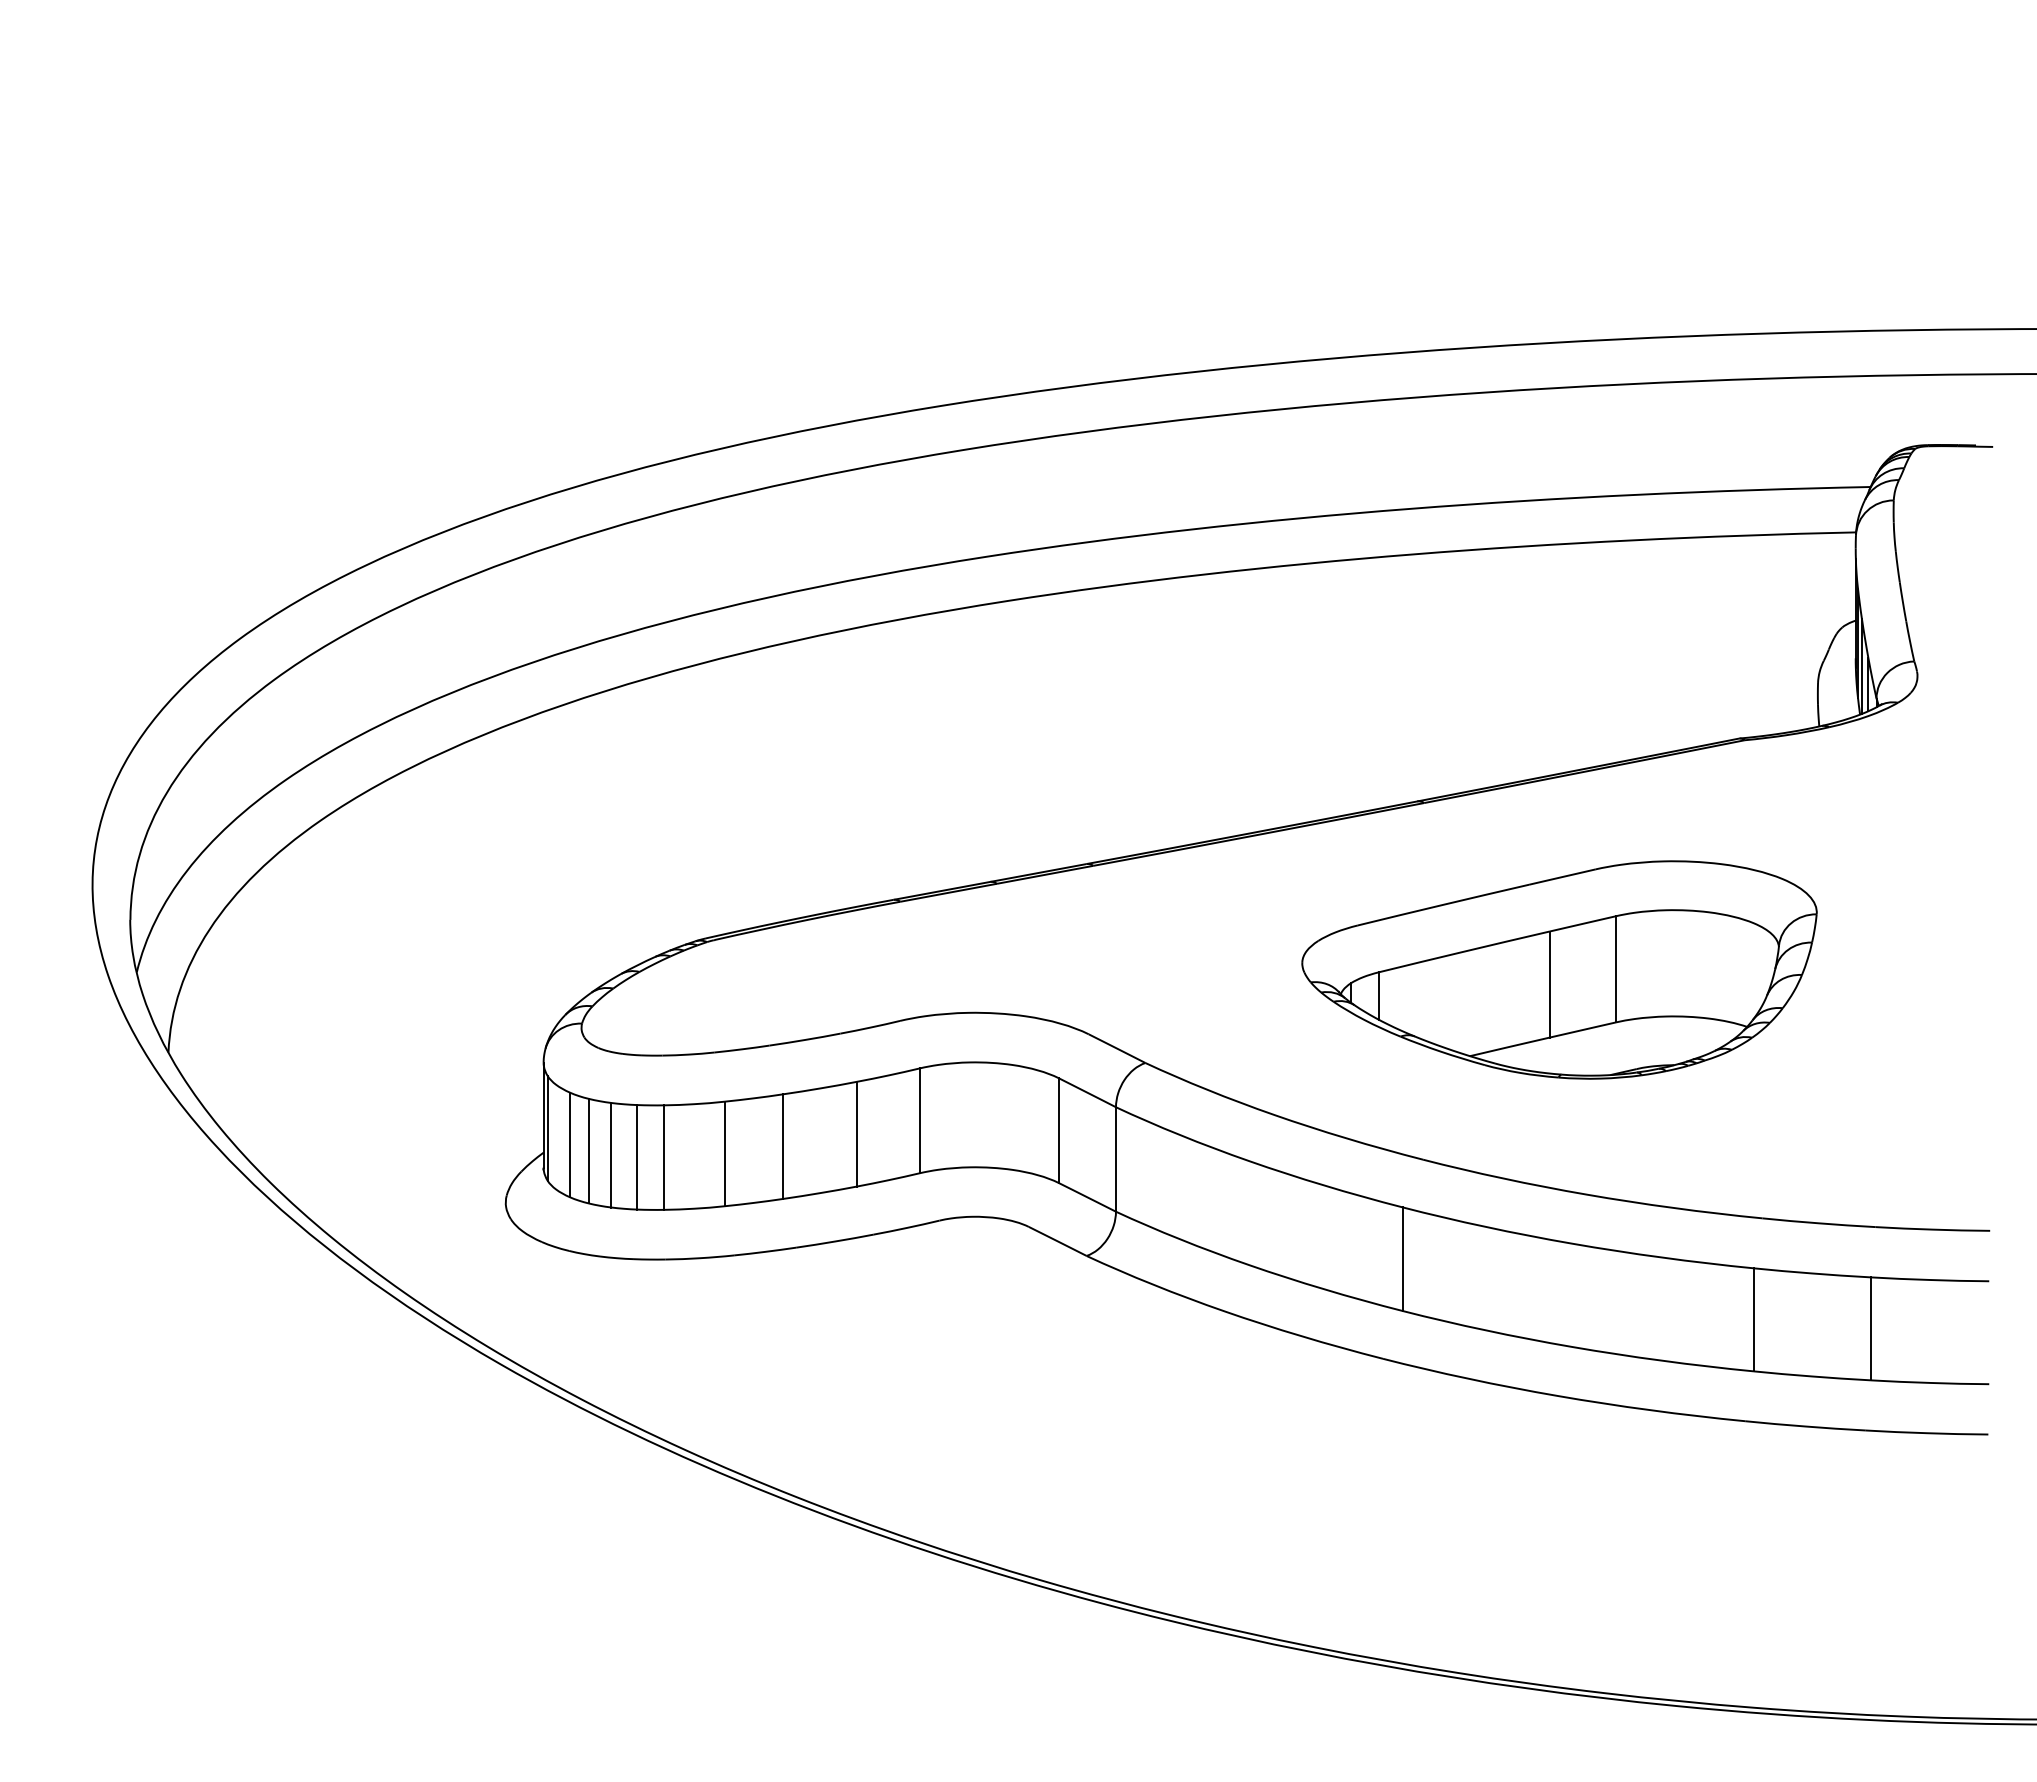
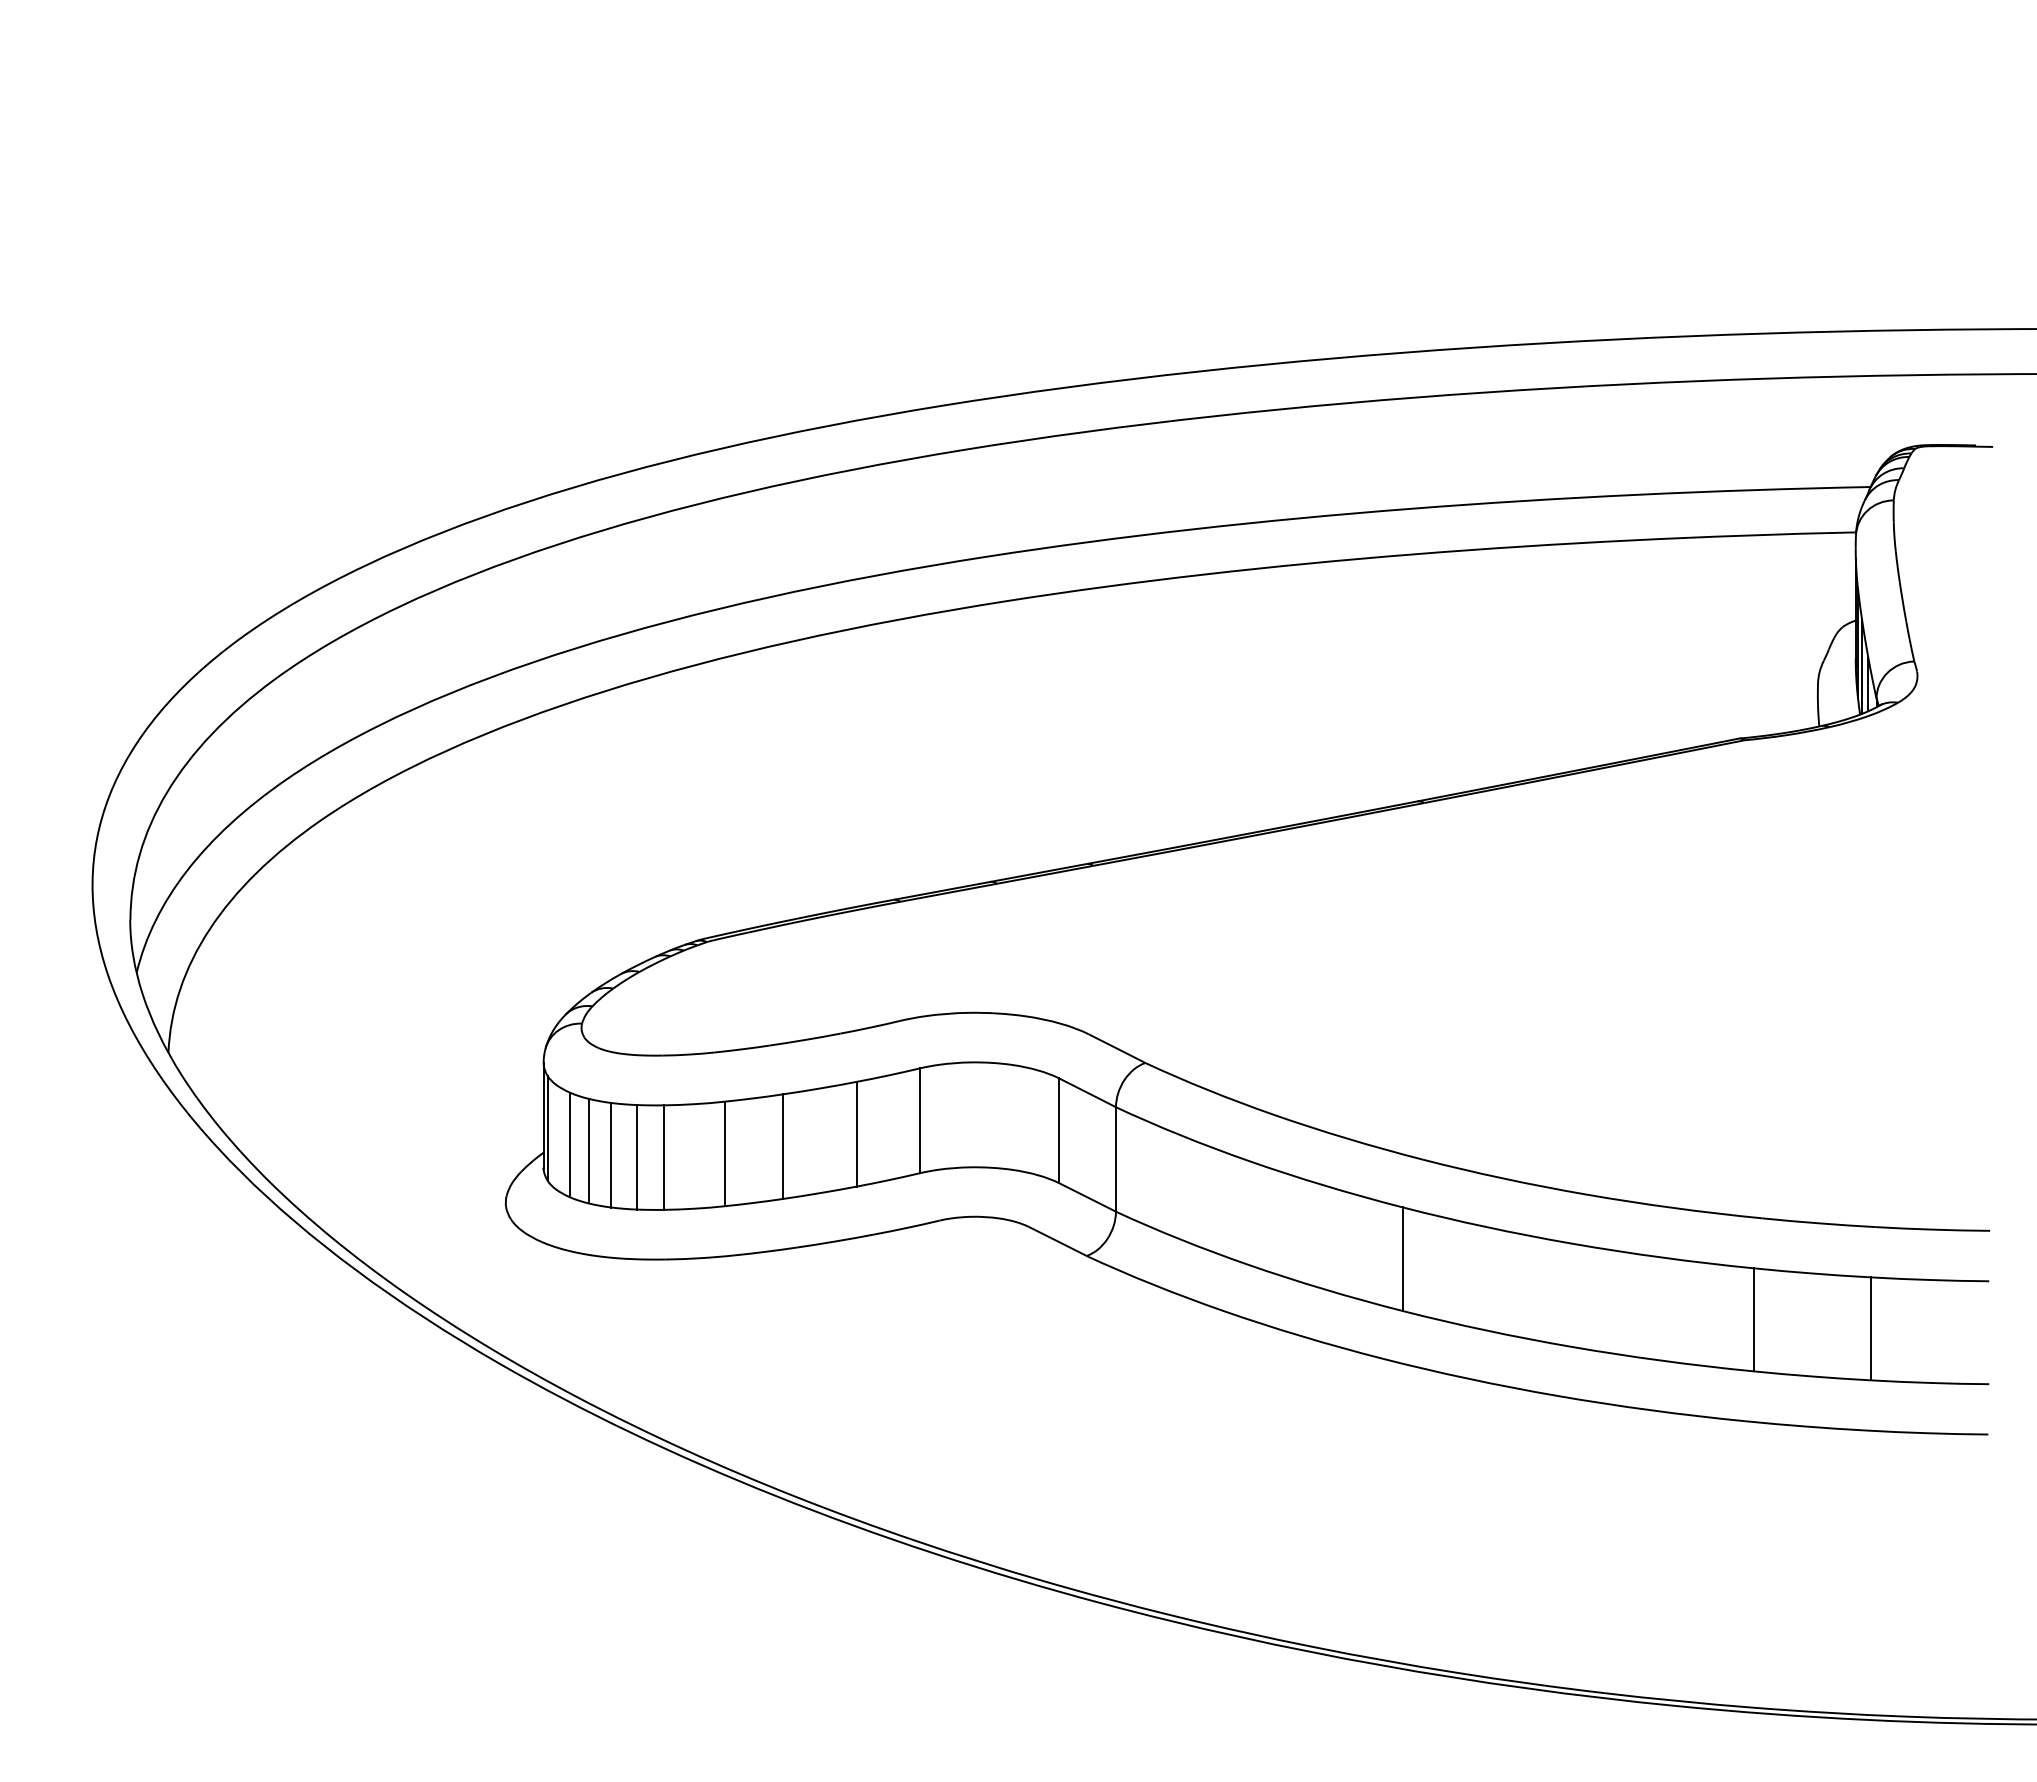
part: present -> none (1559, 969)
